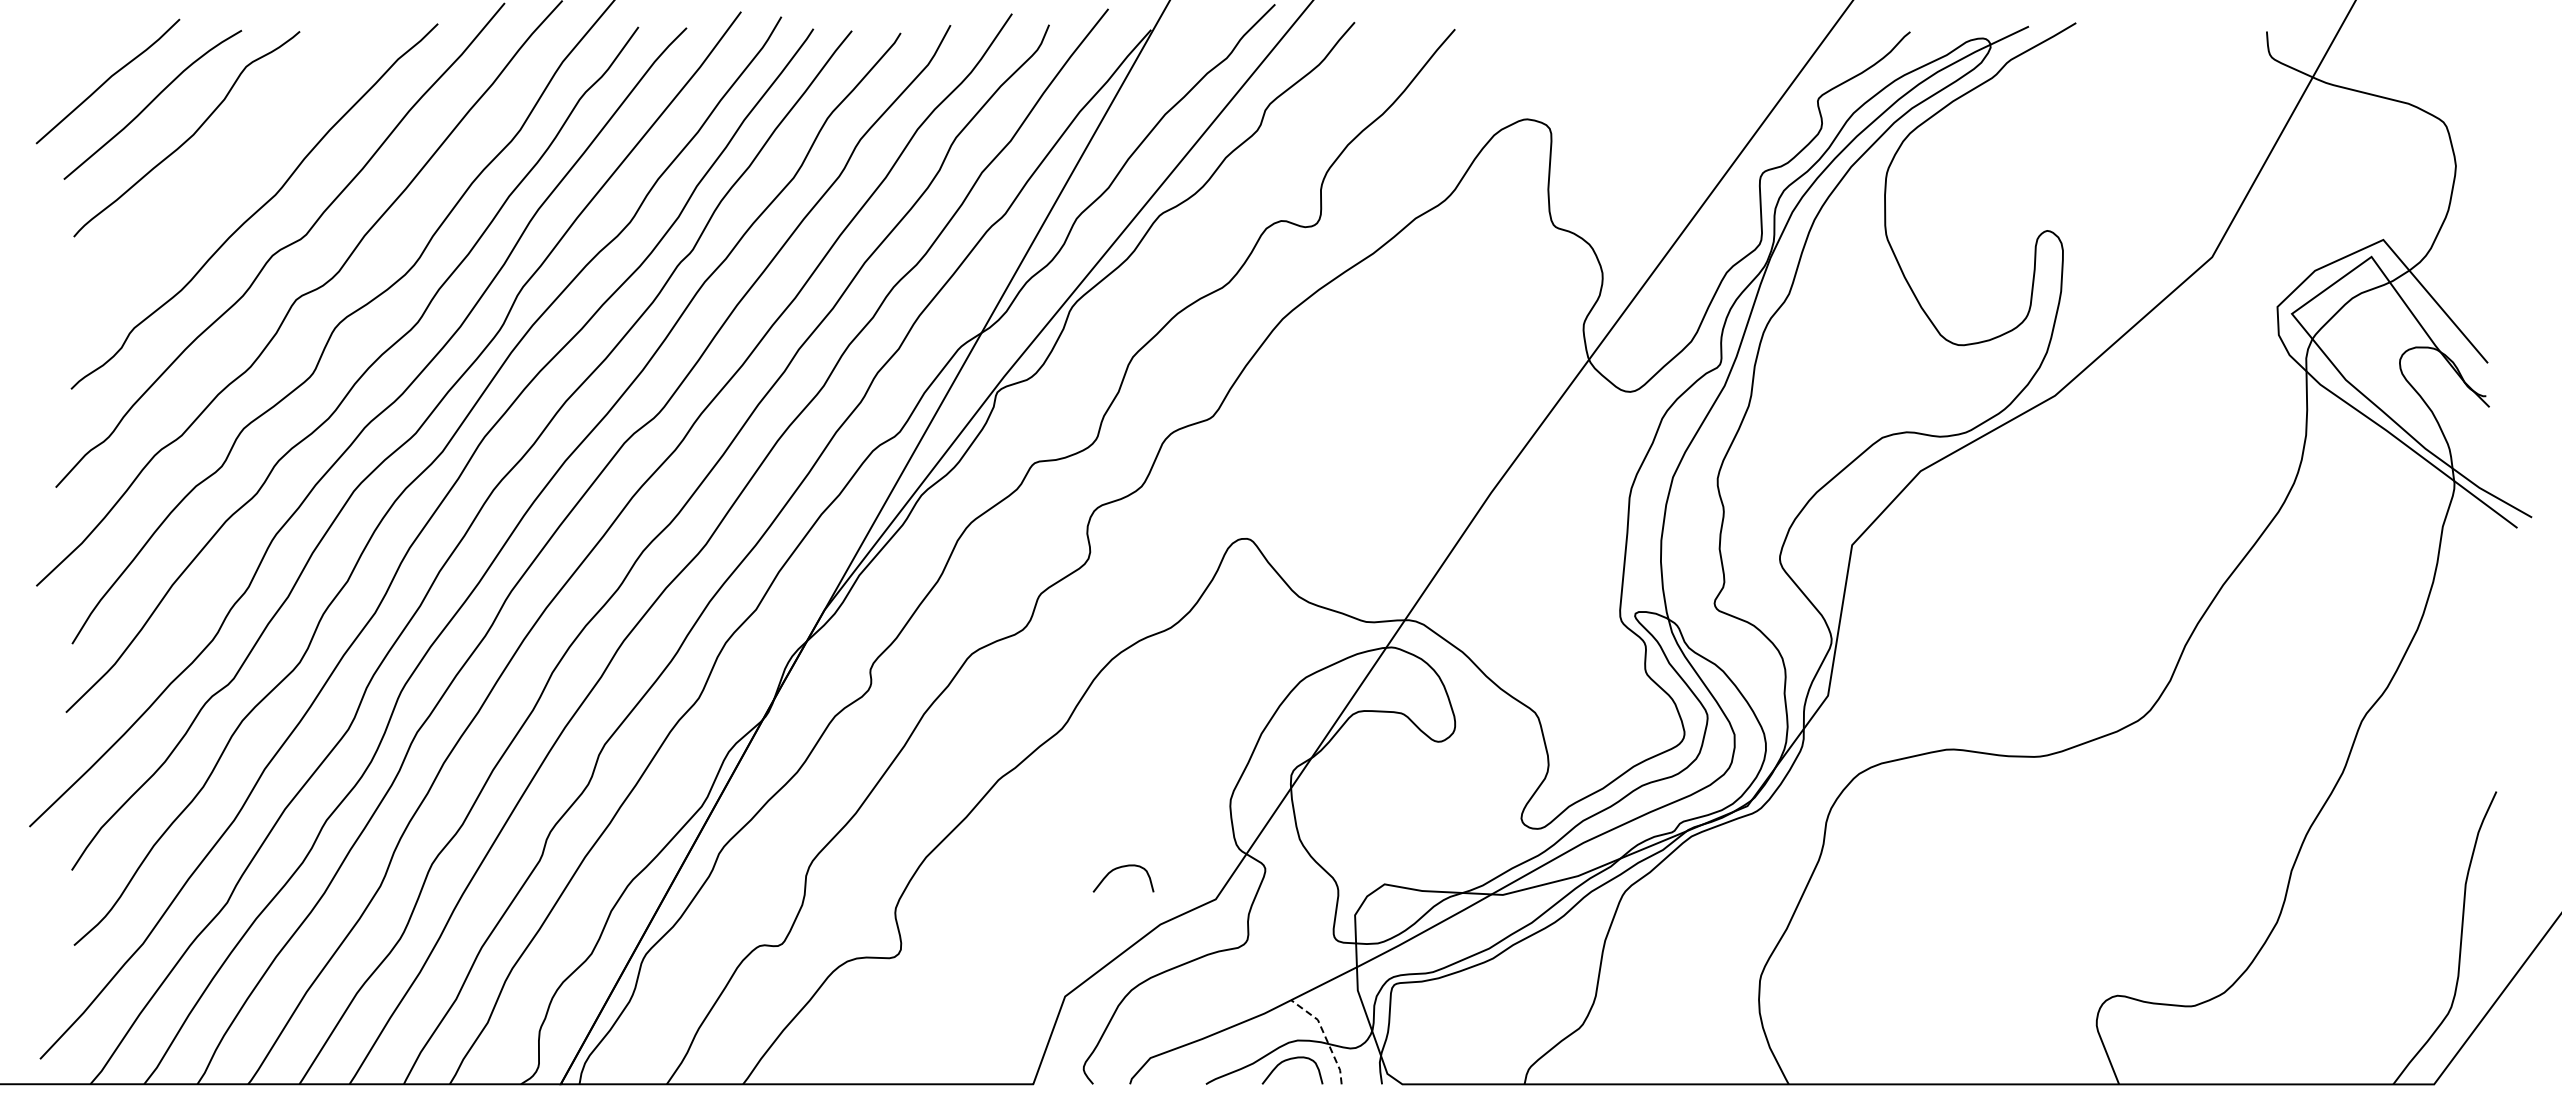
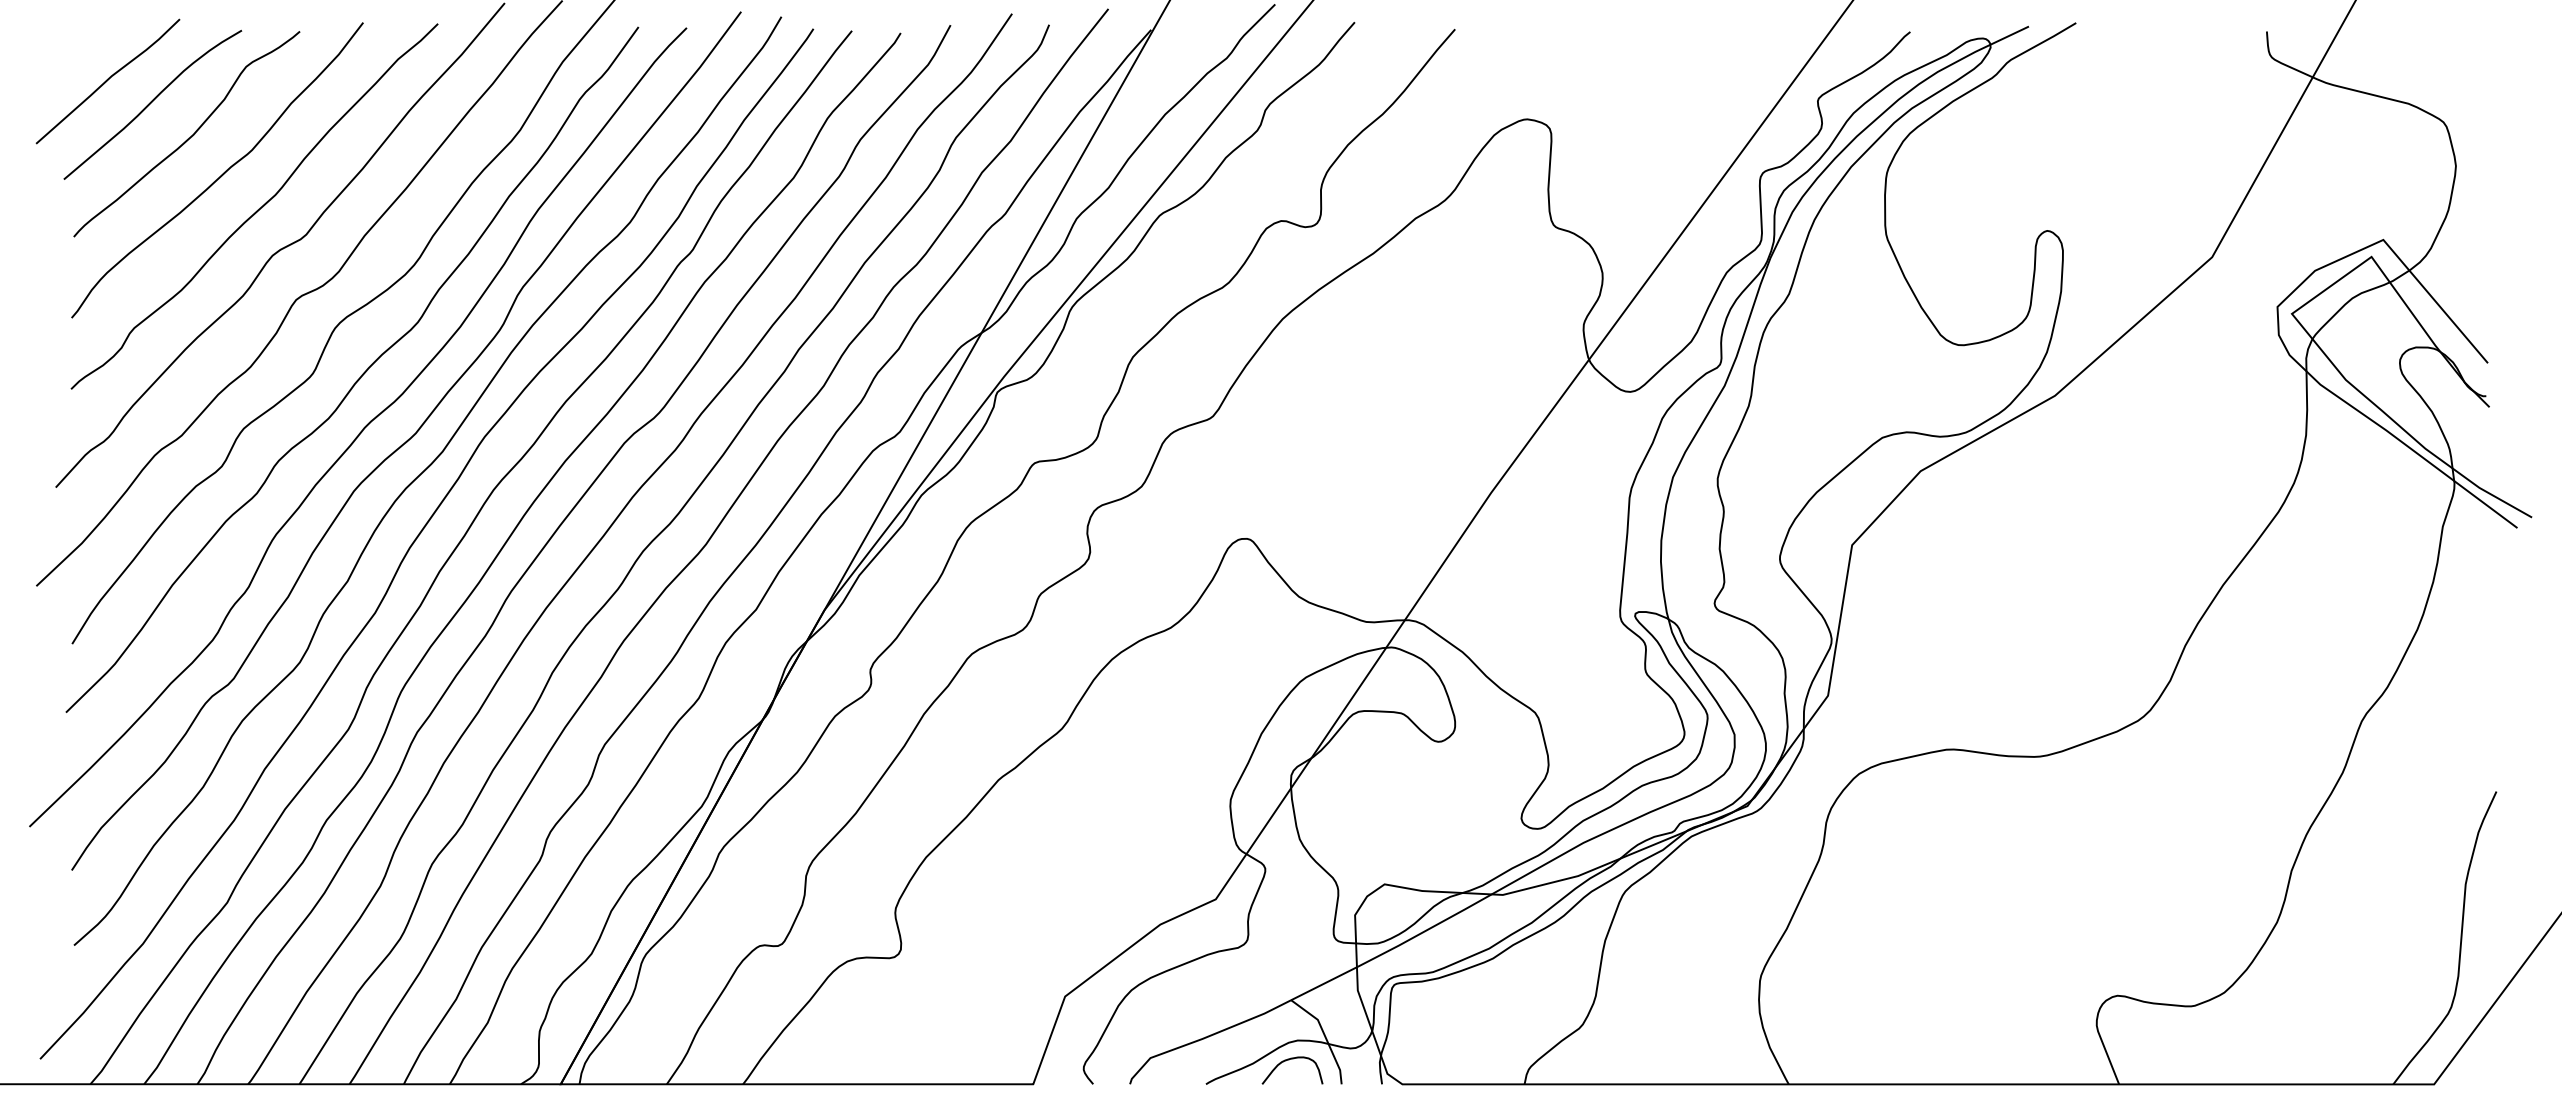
curve: none -> present (221, 174)
curve: present -> none (1120, 868)
line: dashed -> solid (1325, 1036)
